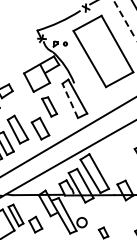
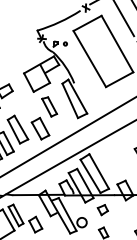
line: dashed -> solid (123, 18)
line: dashed -> solid (70, 100)
part: none -> present (102, 210)
